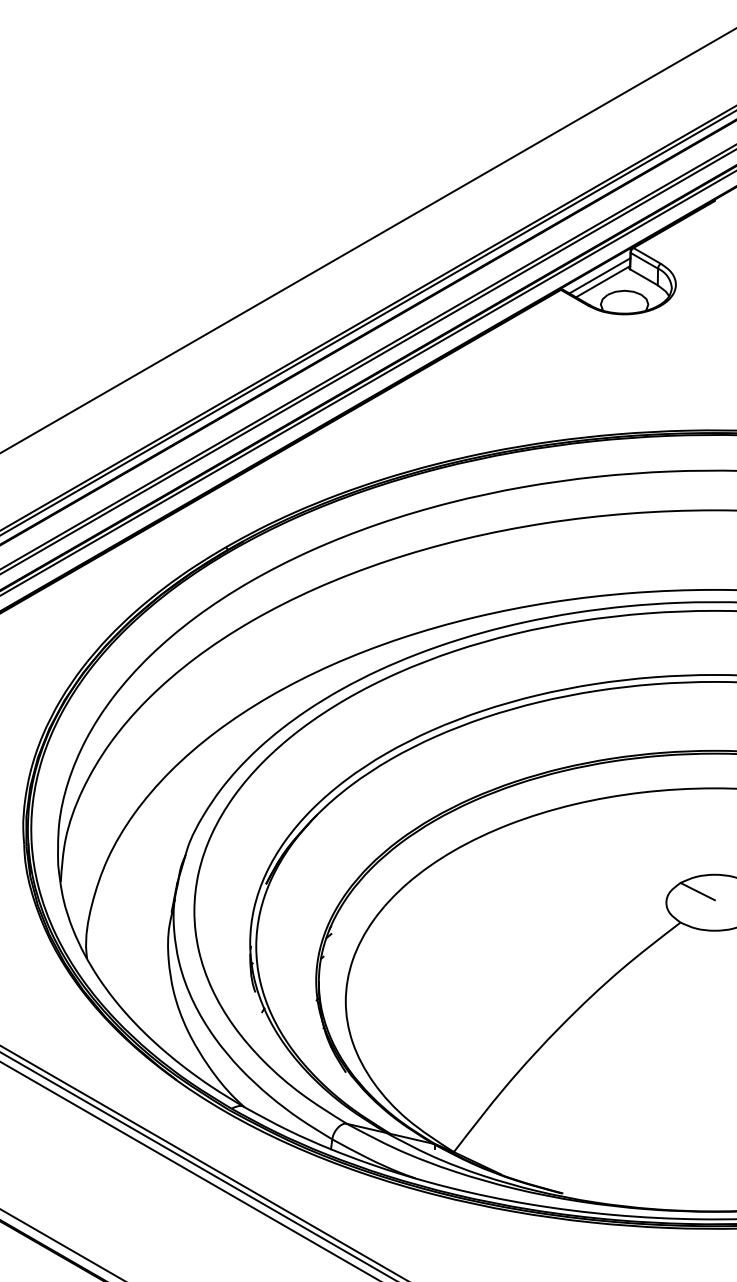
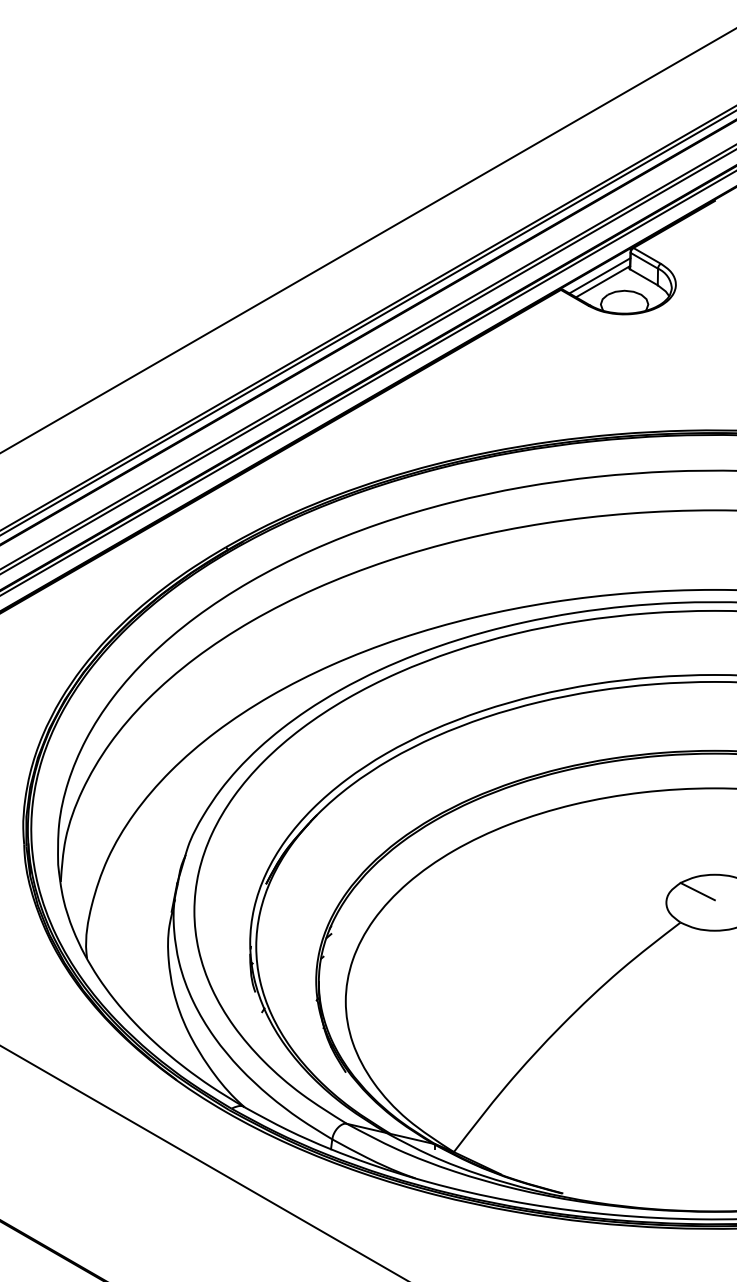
line: present -> none (197, 1165)
line: present -> none (189, 1170)
line: present -> none (61, 1244)
